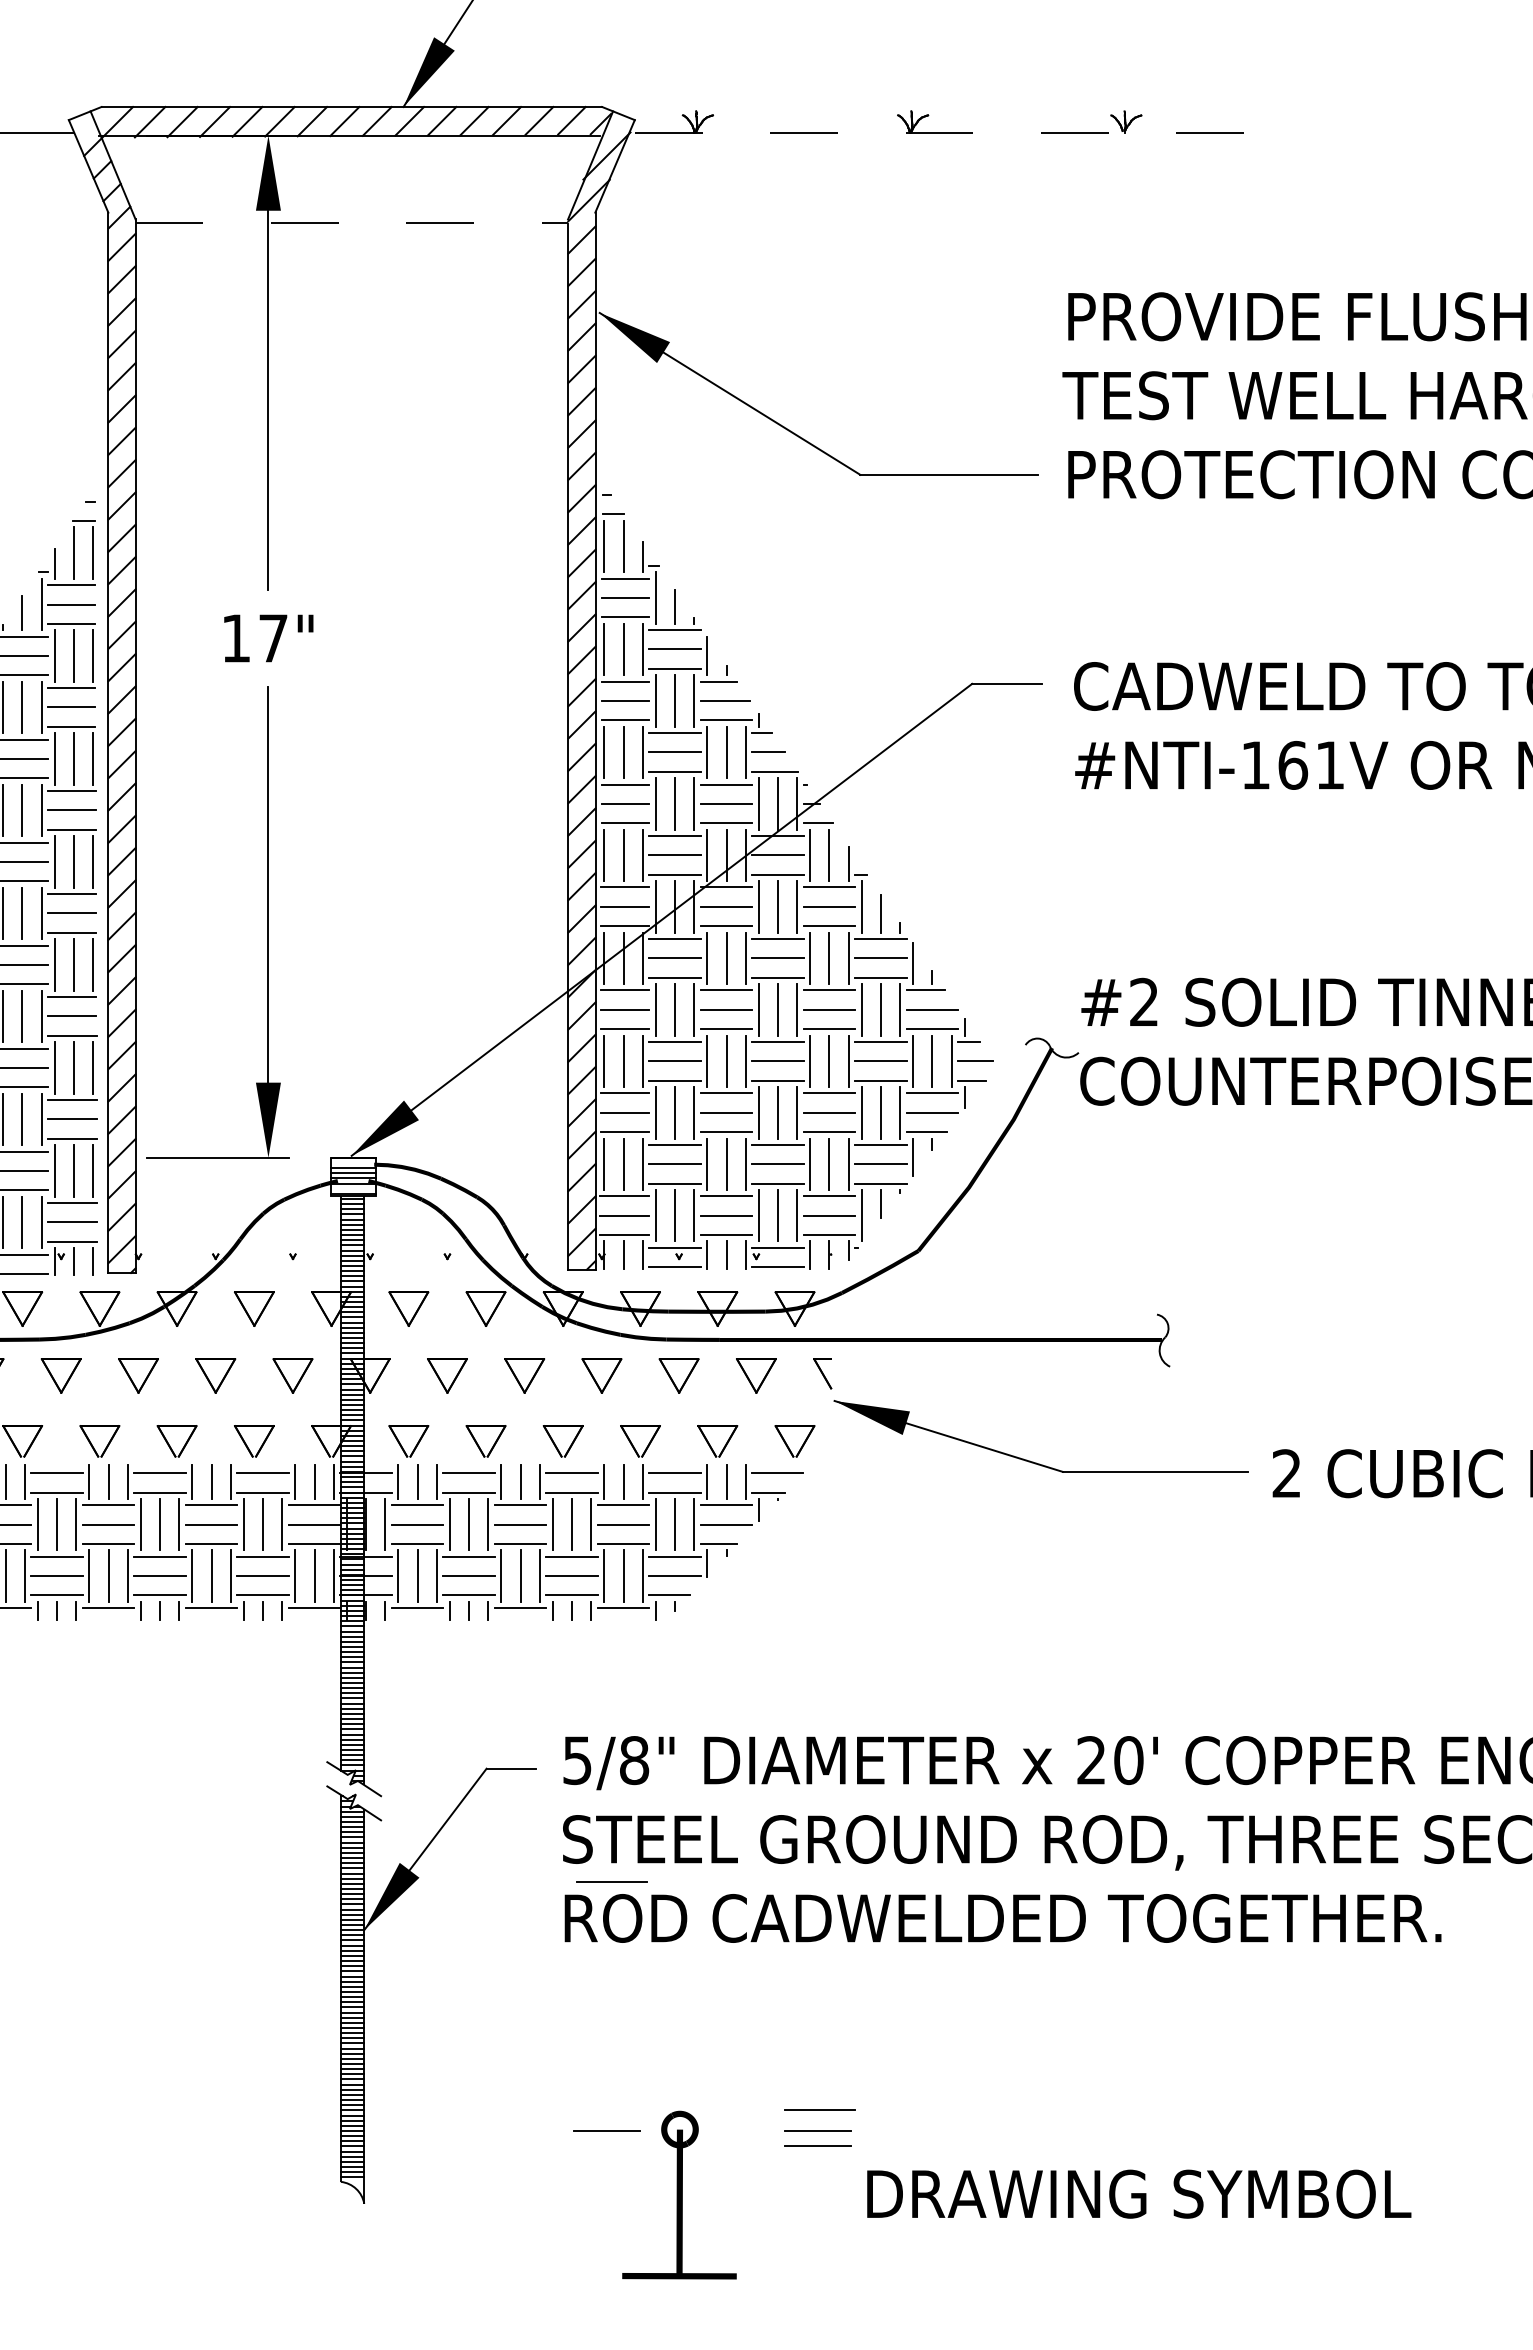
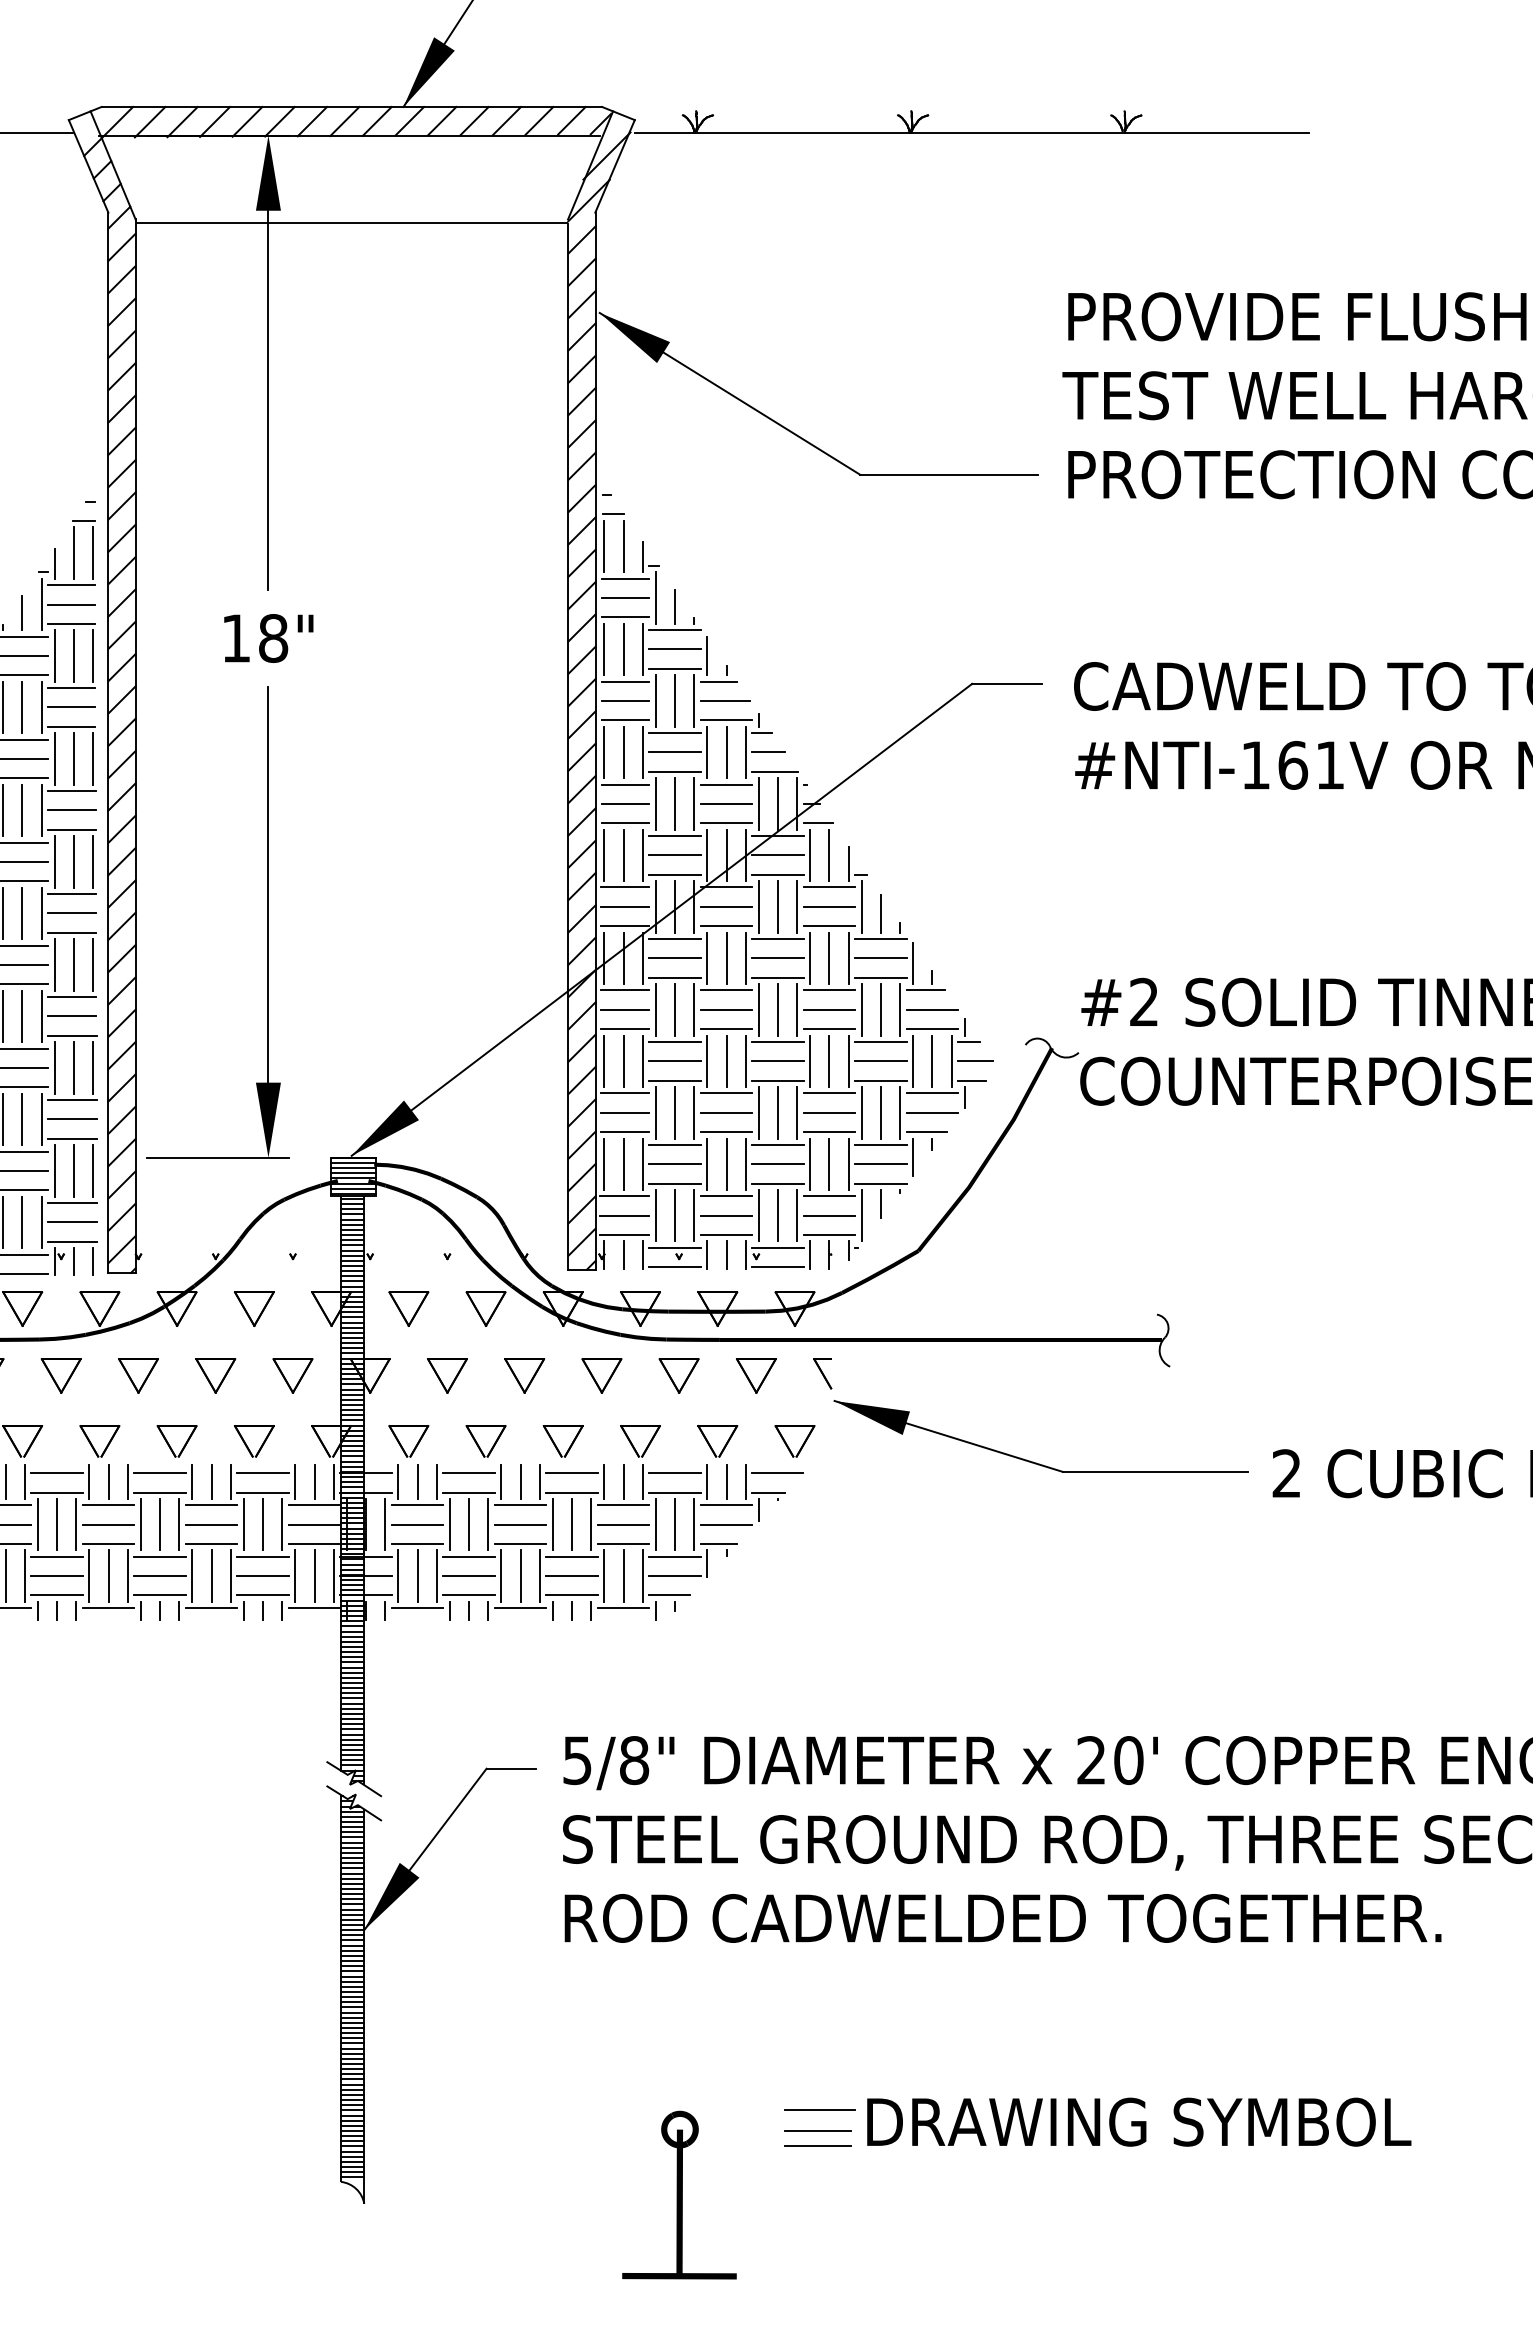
line: dashed -> solid (972, 132)
line: dashed -> solid (352, 222)
text: 17" -> 18" (273, 638)
line: none -> present (352, 1162)
line: none -> present (352, 1188)
line: present -> none (611, 1881)
line: present -> none (606, 2130)
text position: (1139, 2193) -> (1139, 2121) (1139, 2121)
